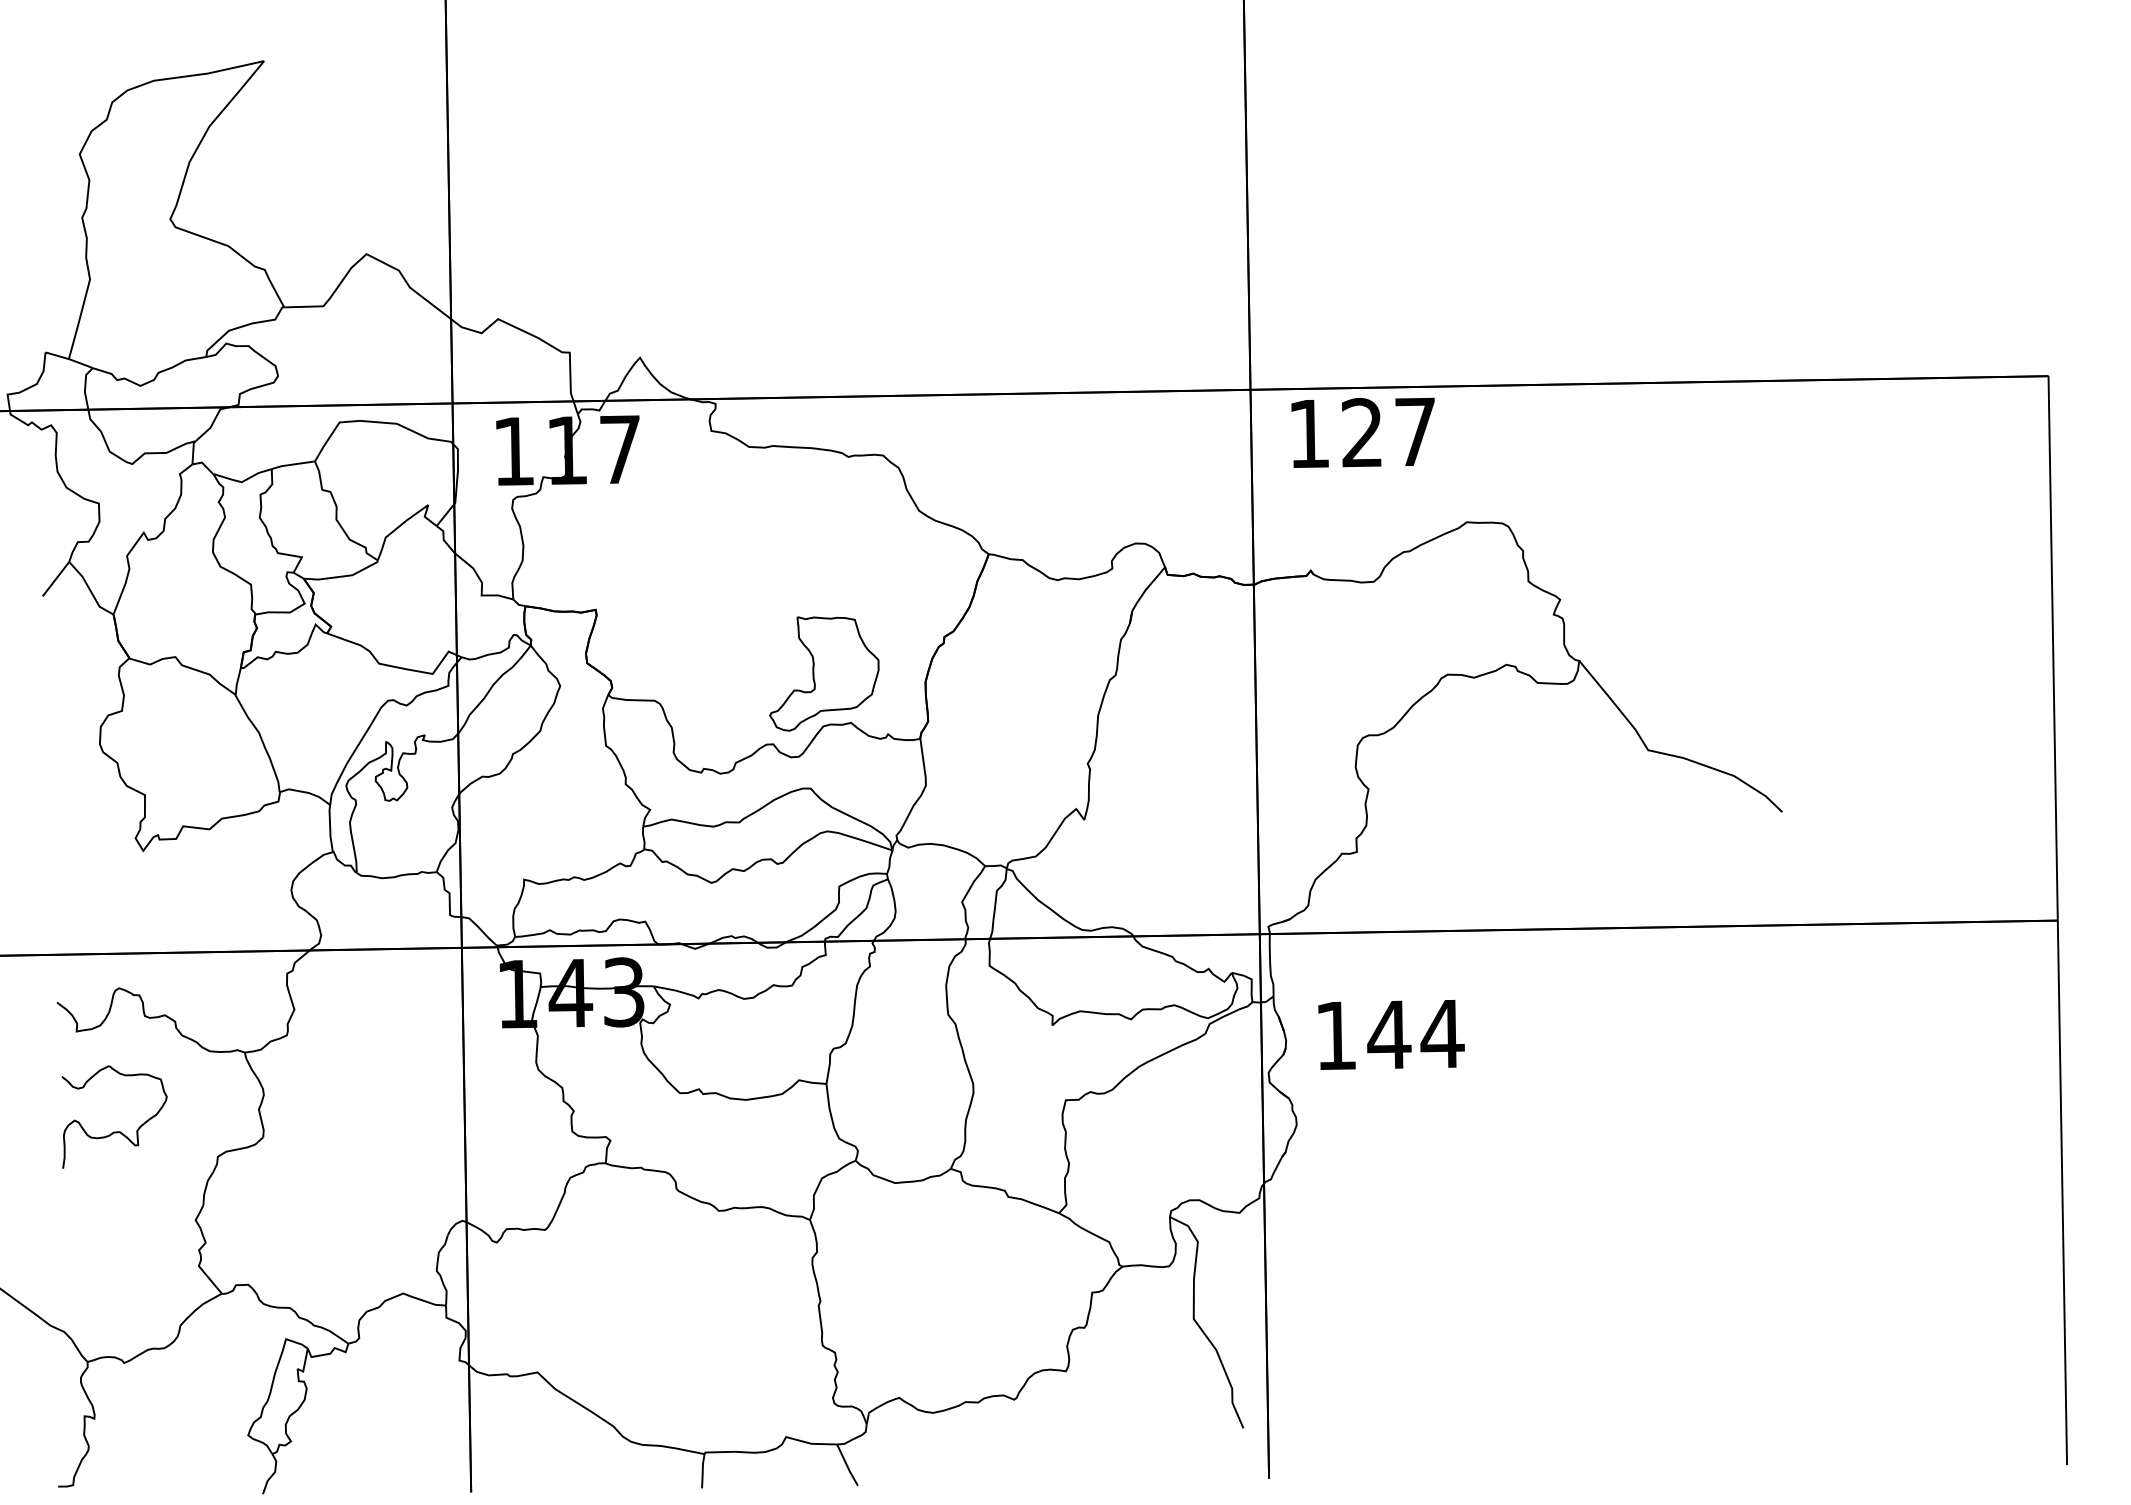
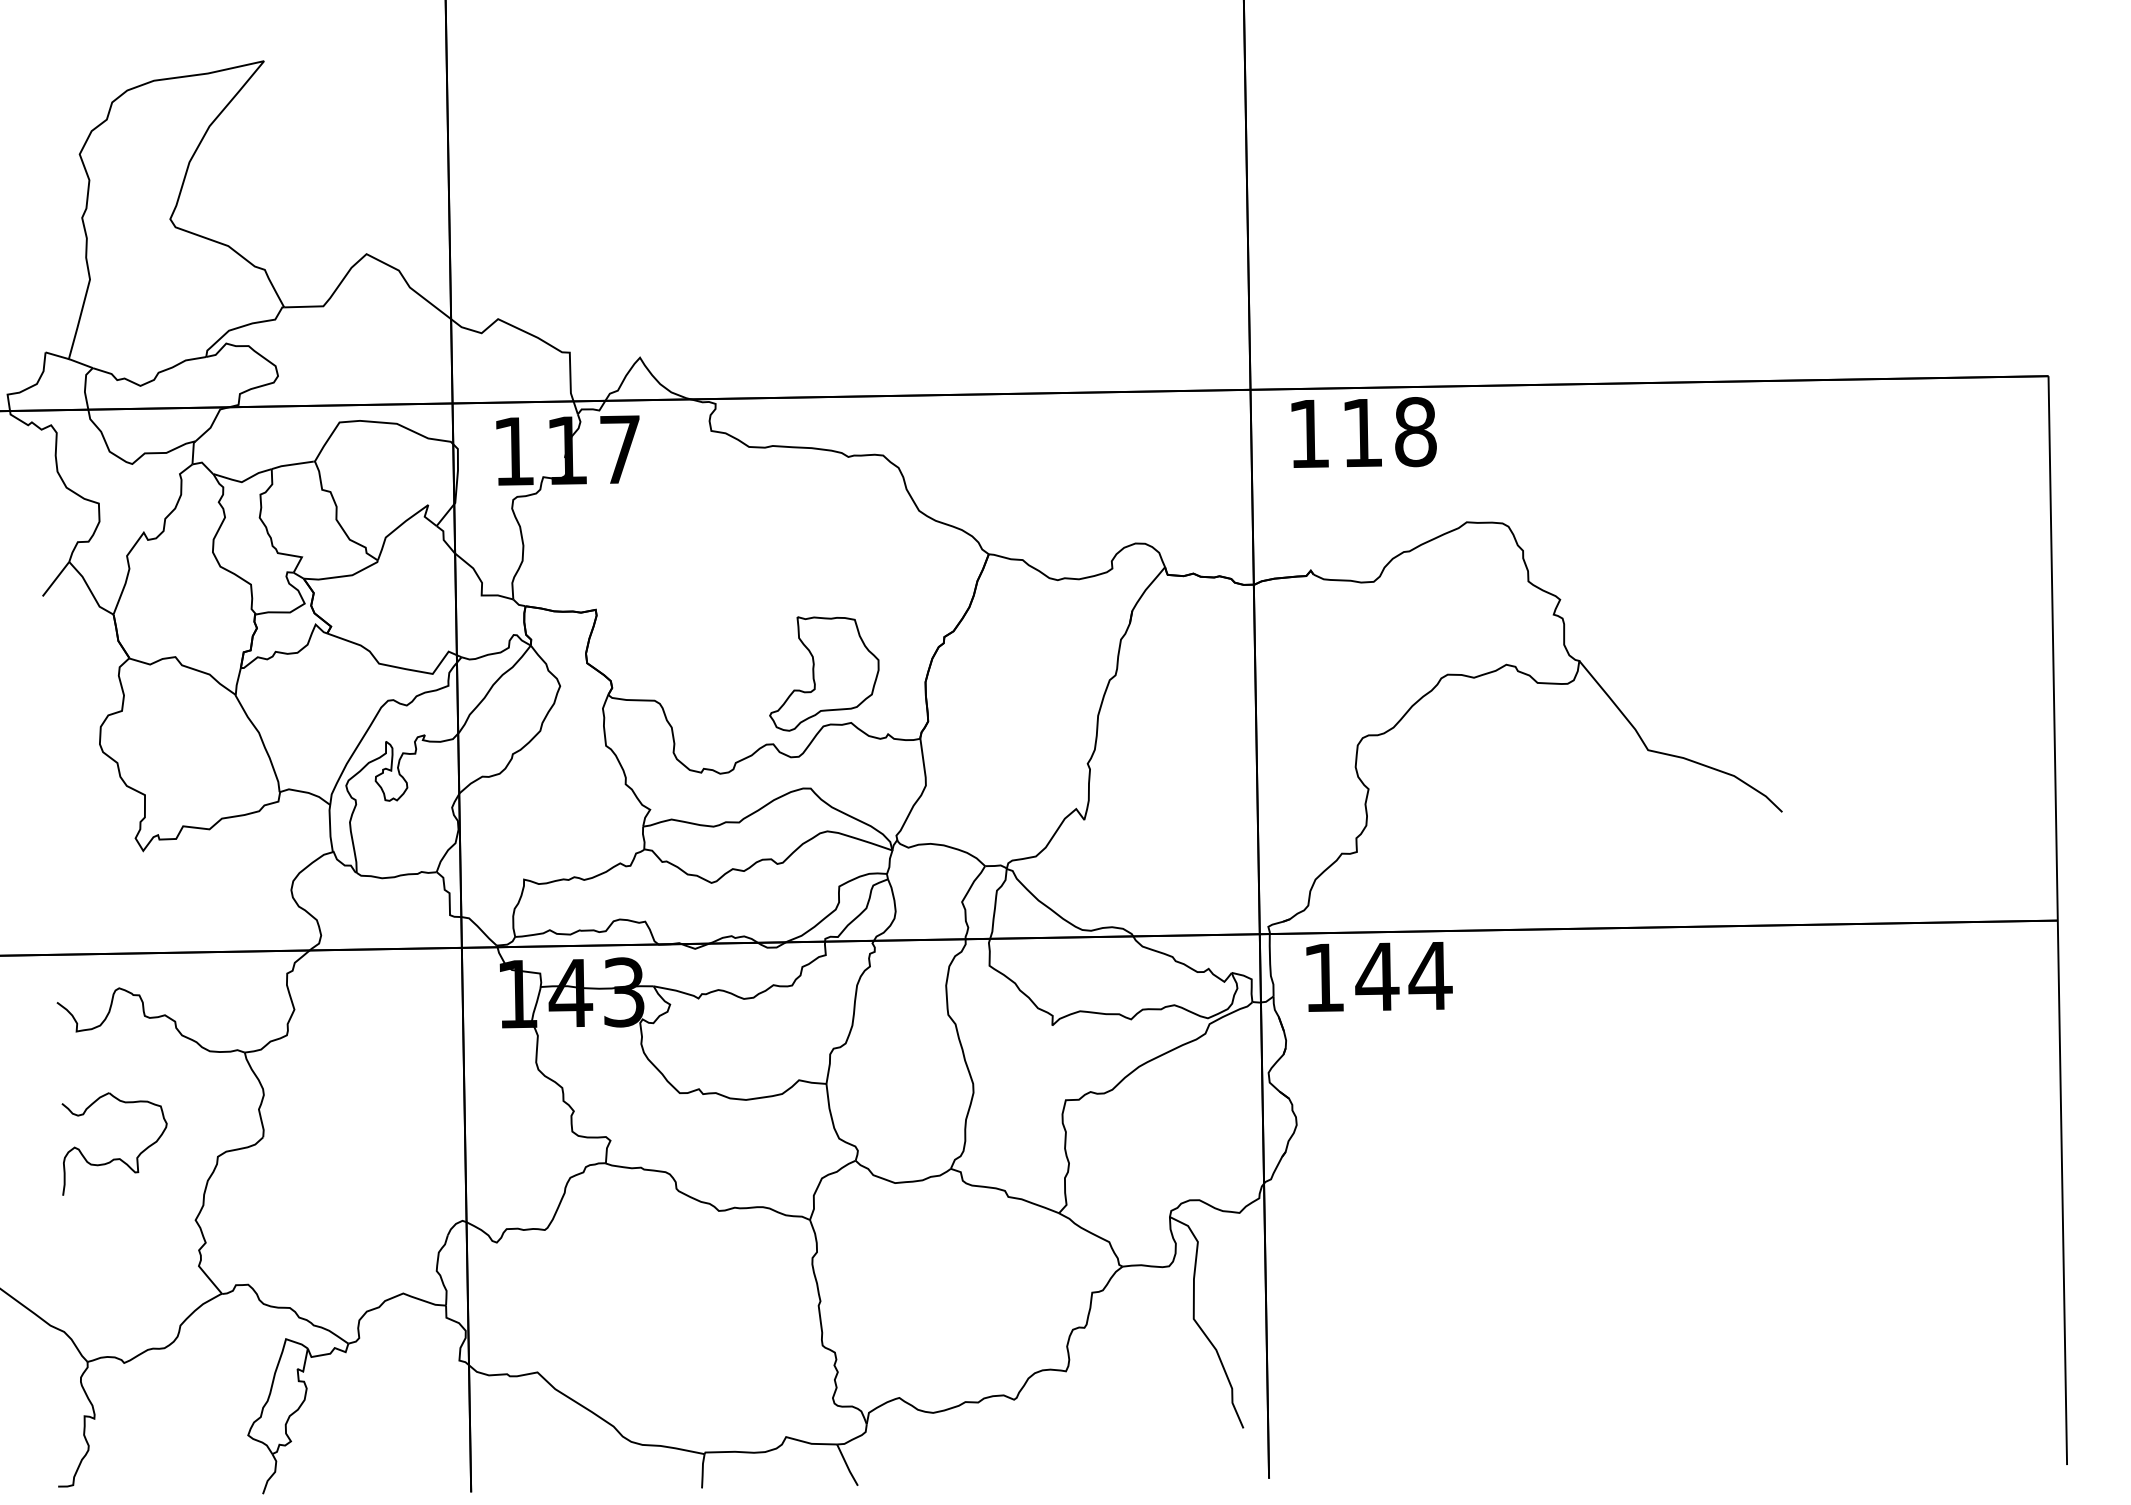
text: 127 -> 118 (1389, 432)
text position: (1391, 1034) -> (1379, 976) (1379, 976)
part position: (114, 1131) -> (114, 1158) (114, 1158)
